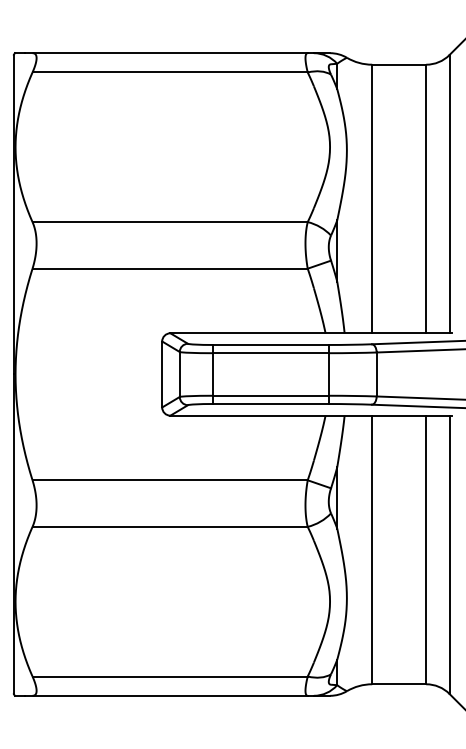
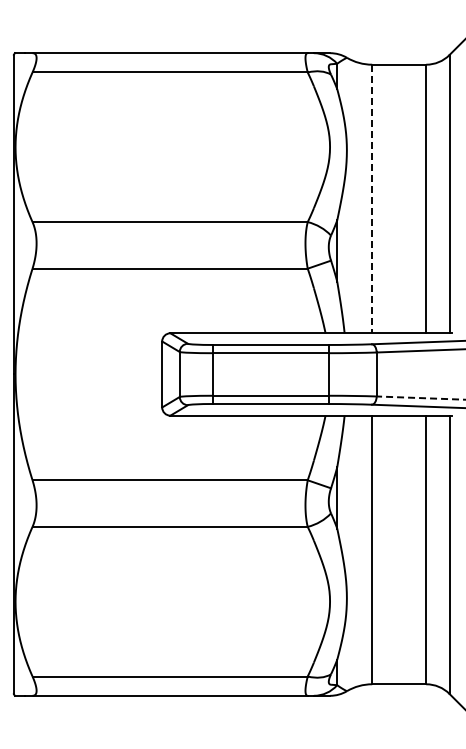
line: solid -> dashed (372, 199)
line: solid -> dashed (420, 398)
